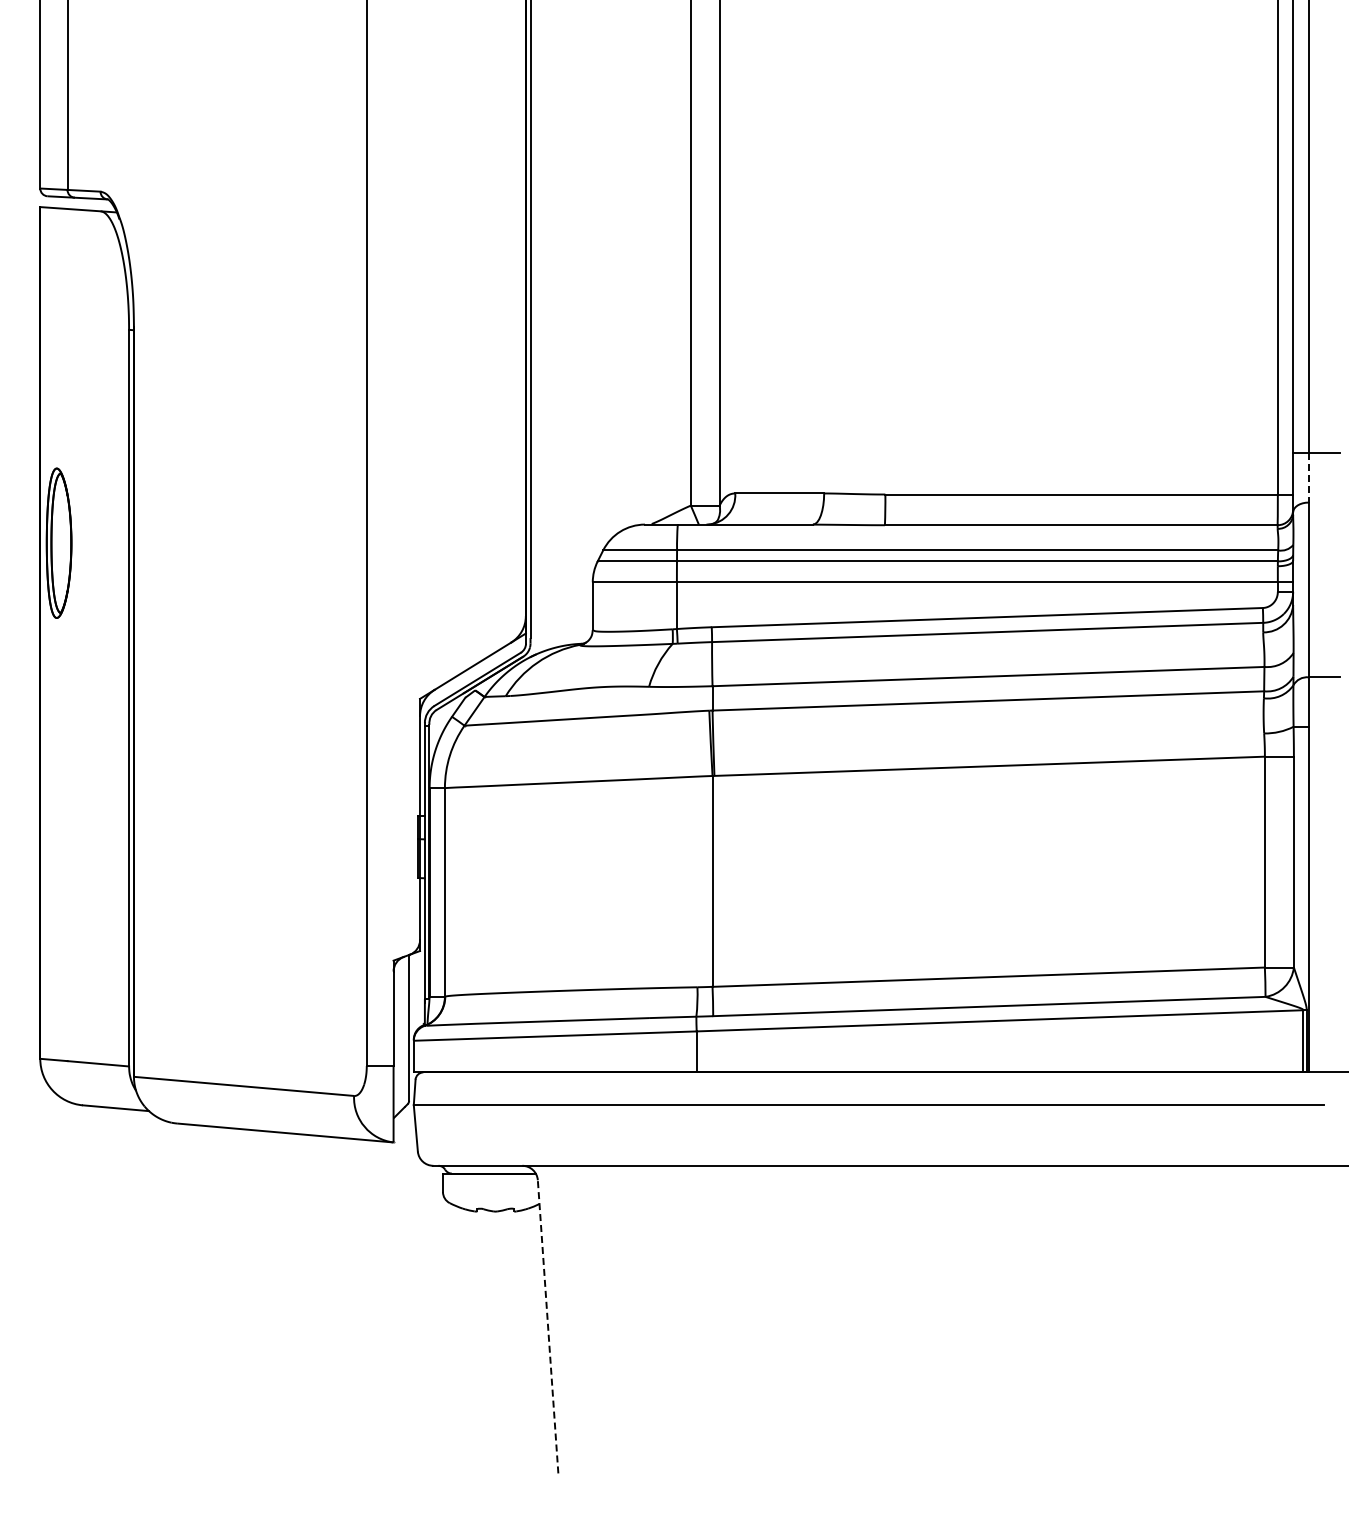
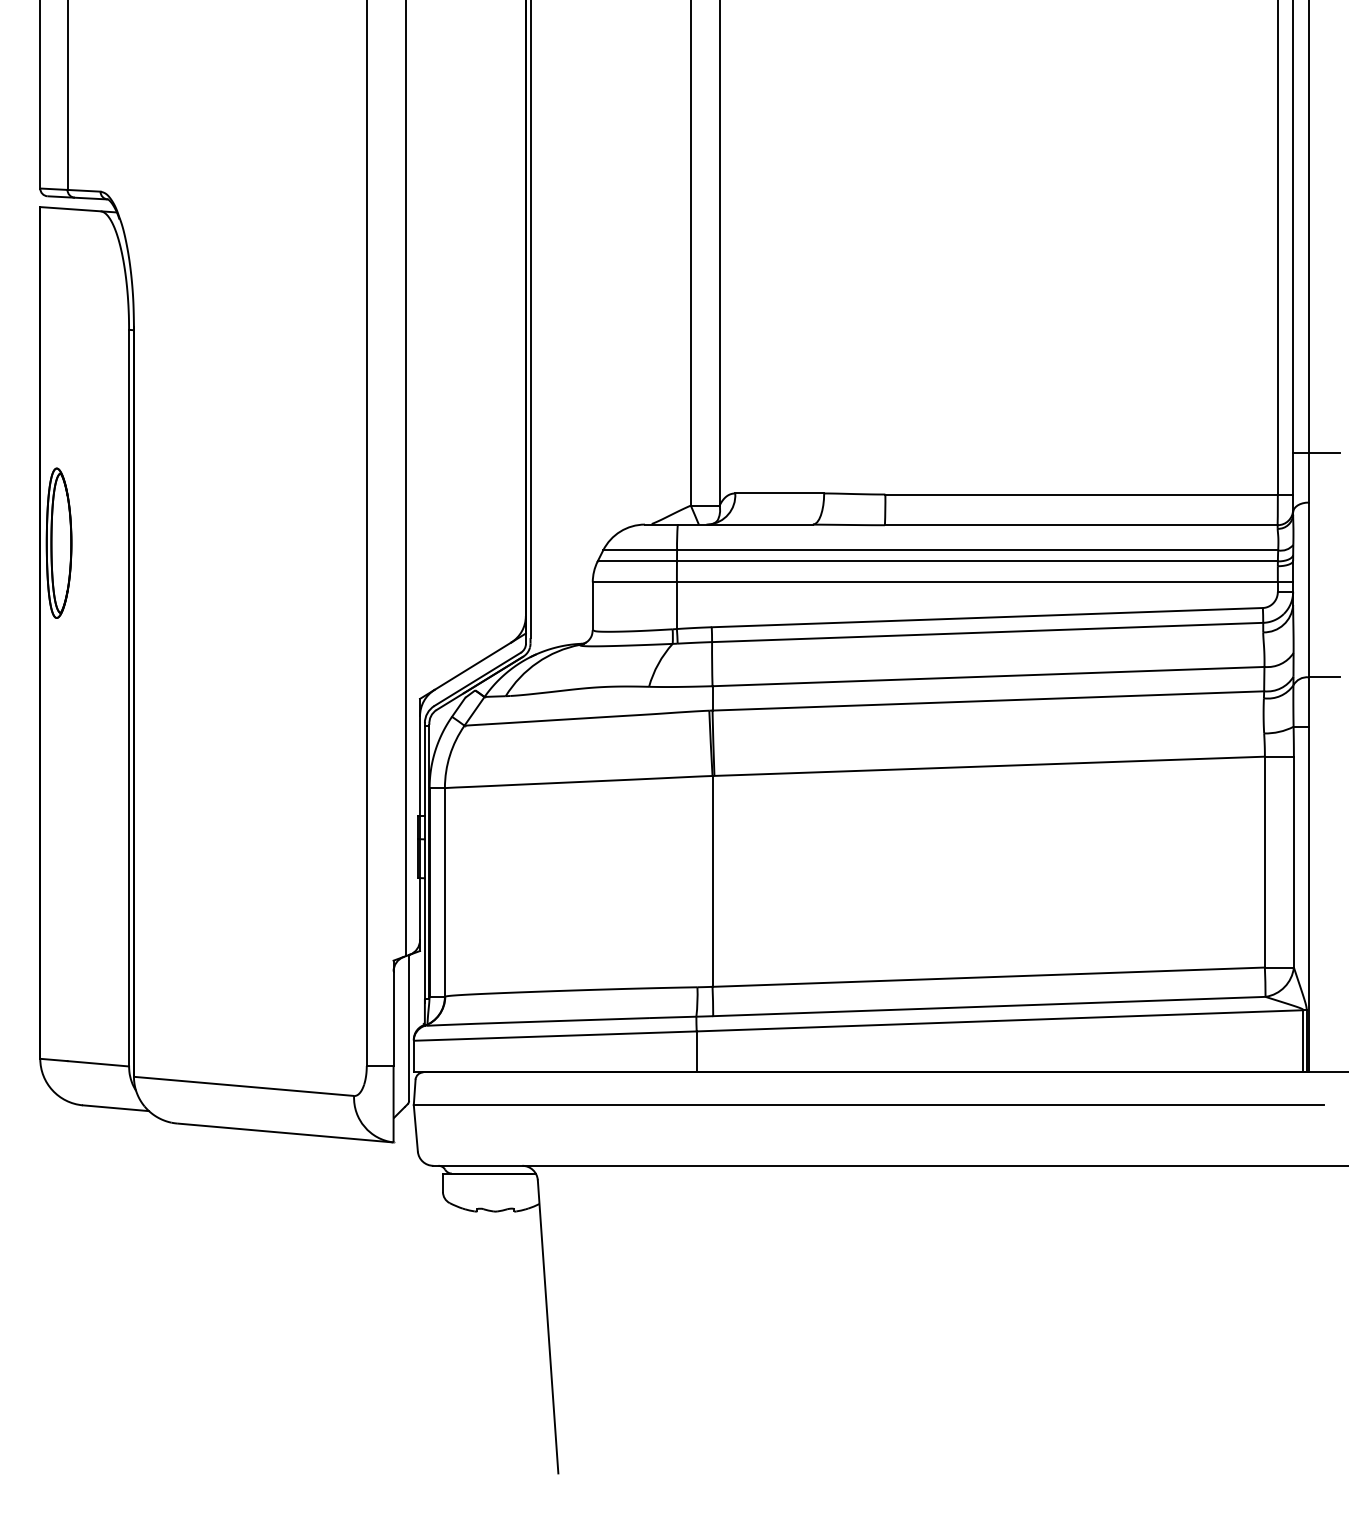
line: dashed -> solid (1308, 477)
line: none -> present (406, 479)
line: dashed -> solid (548, 1326)
